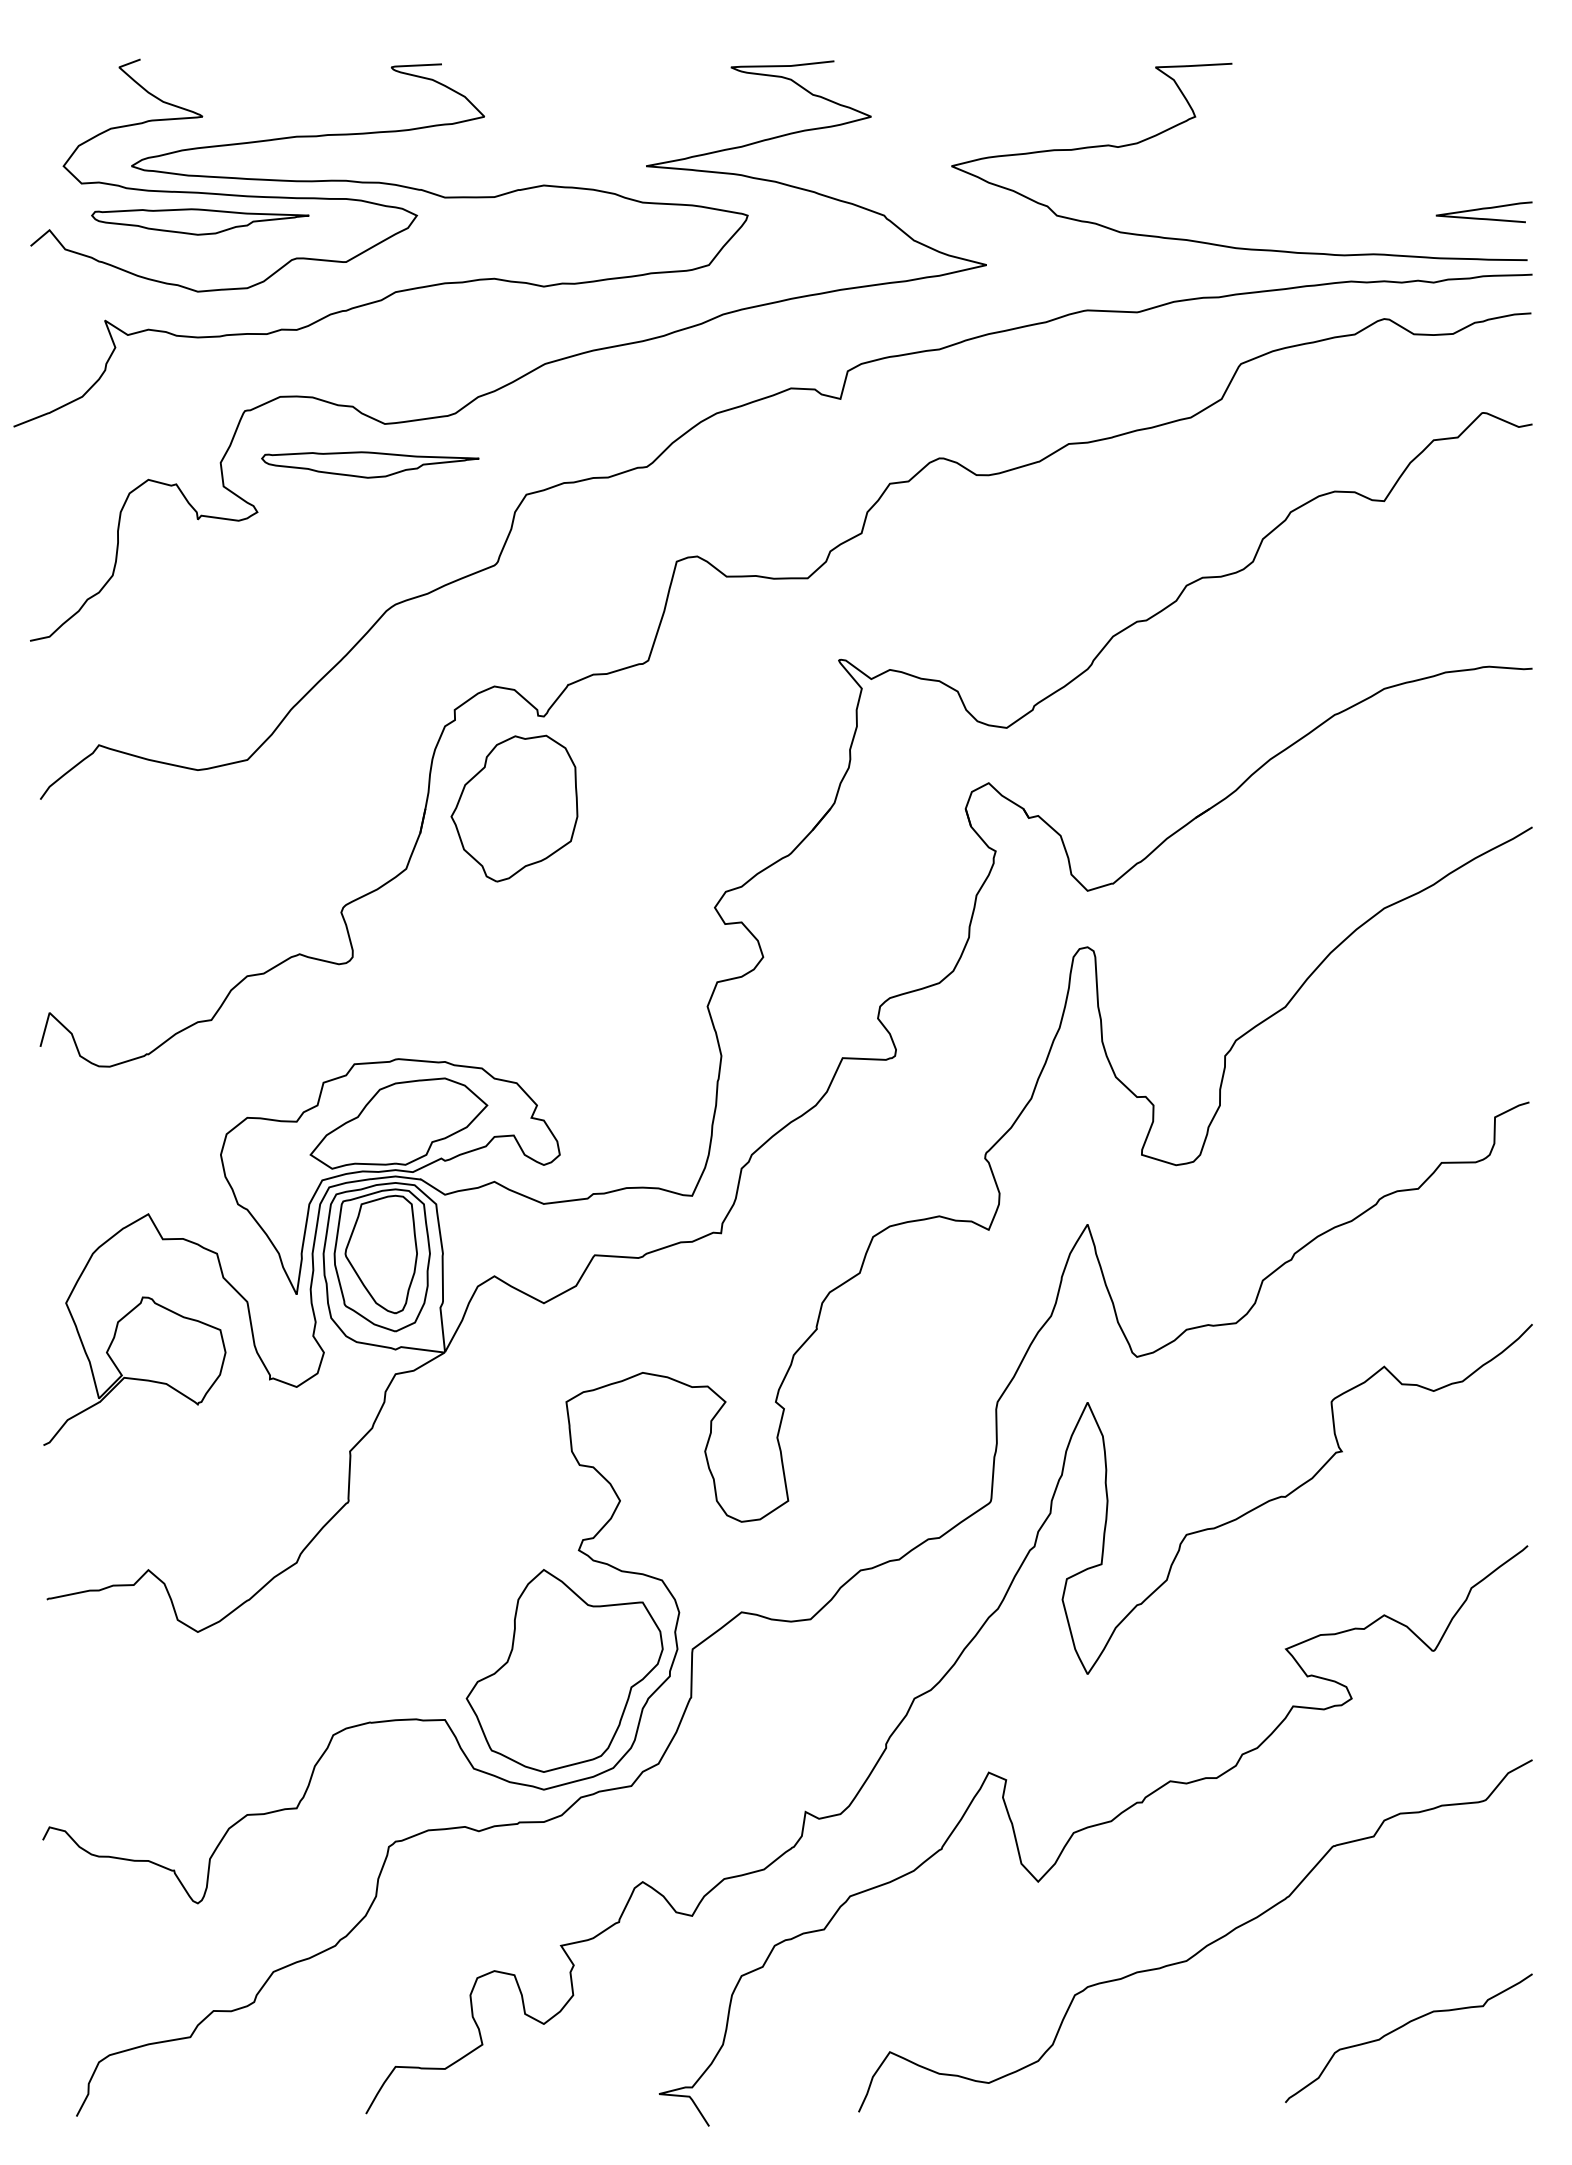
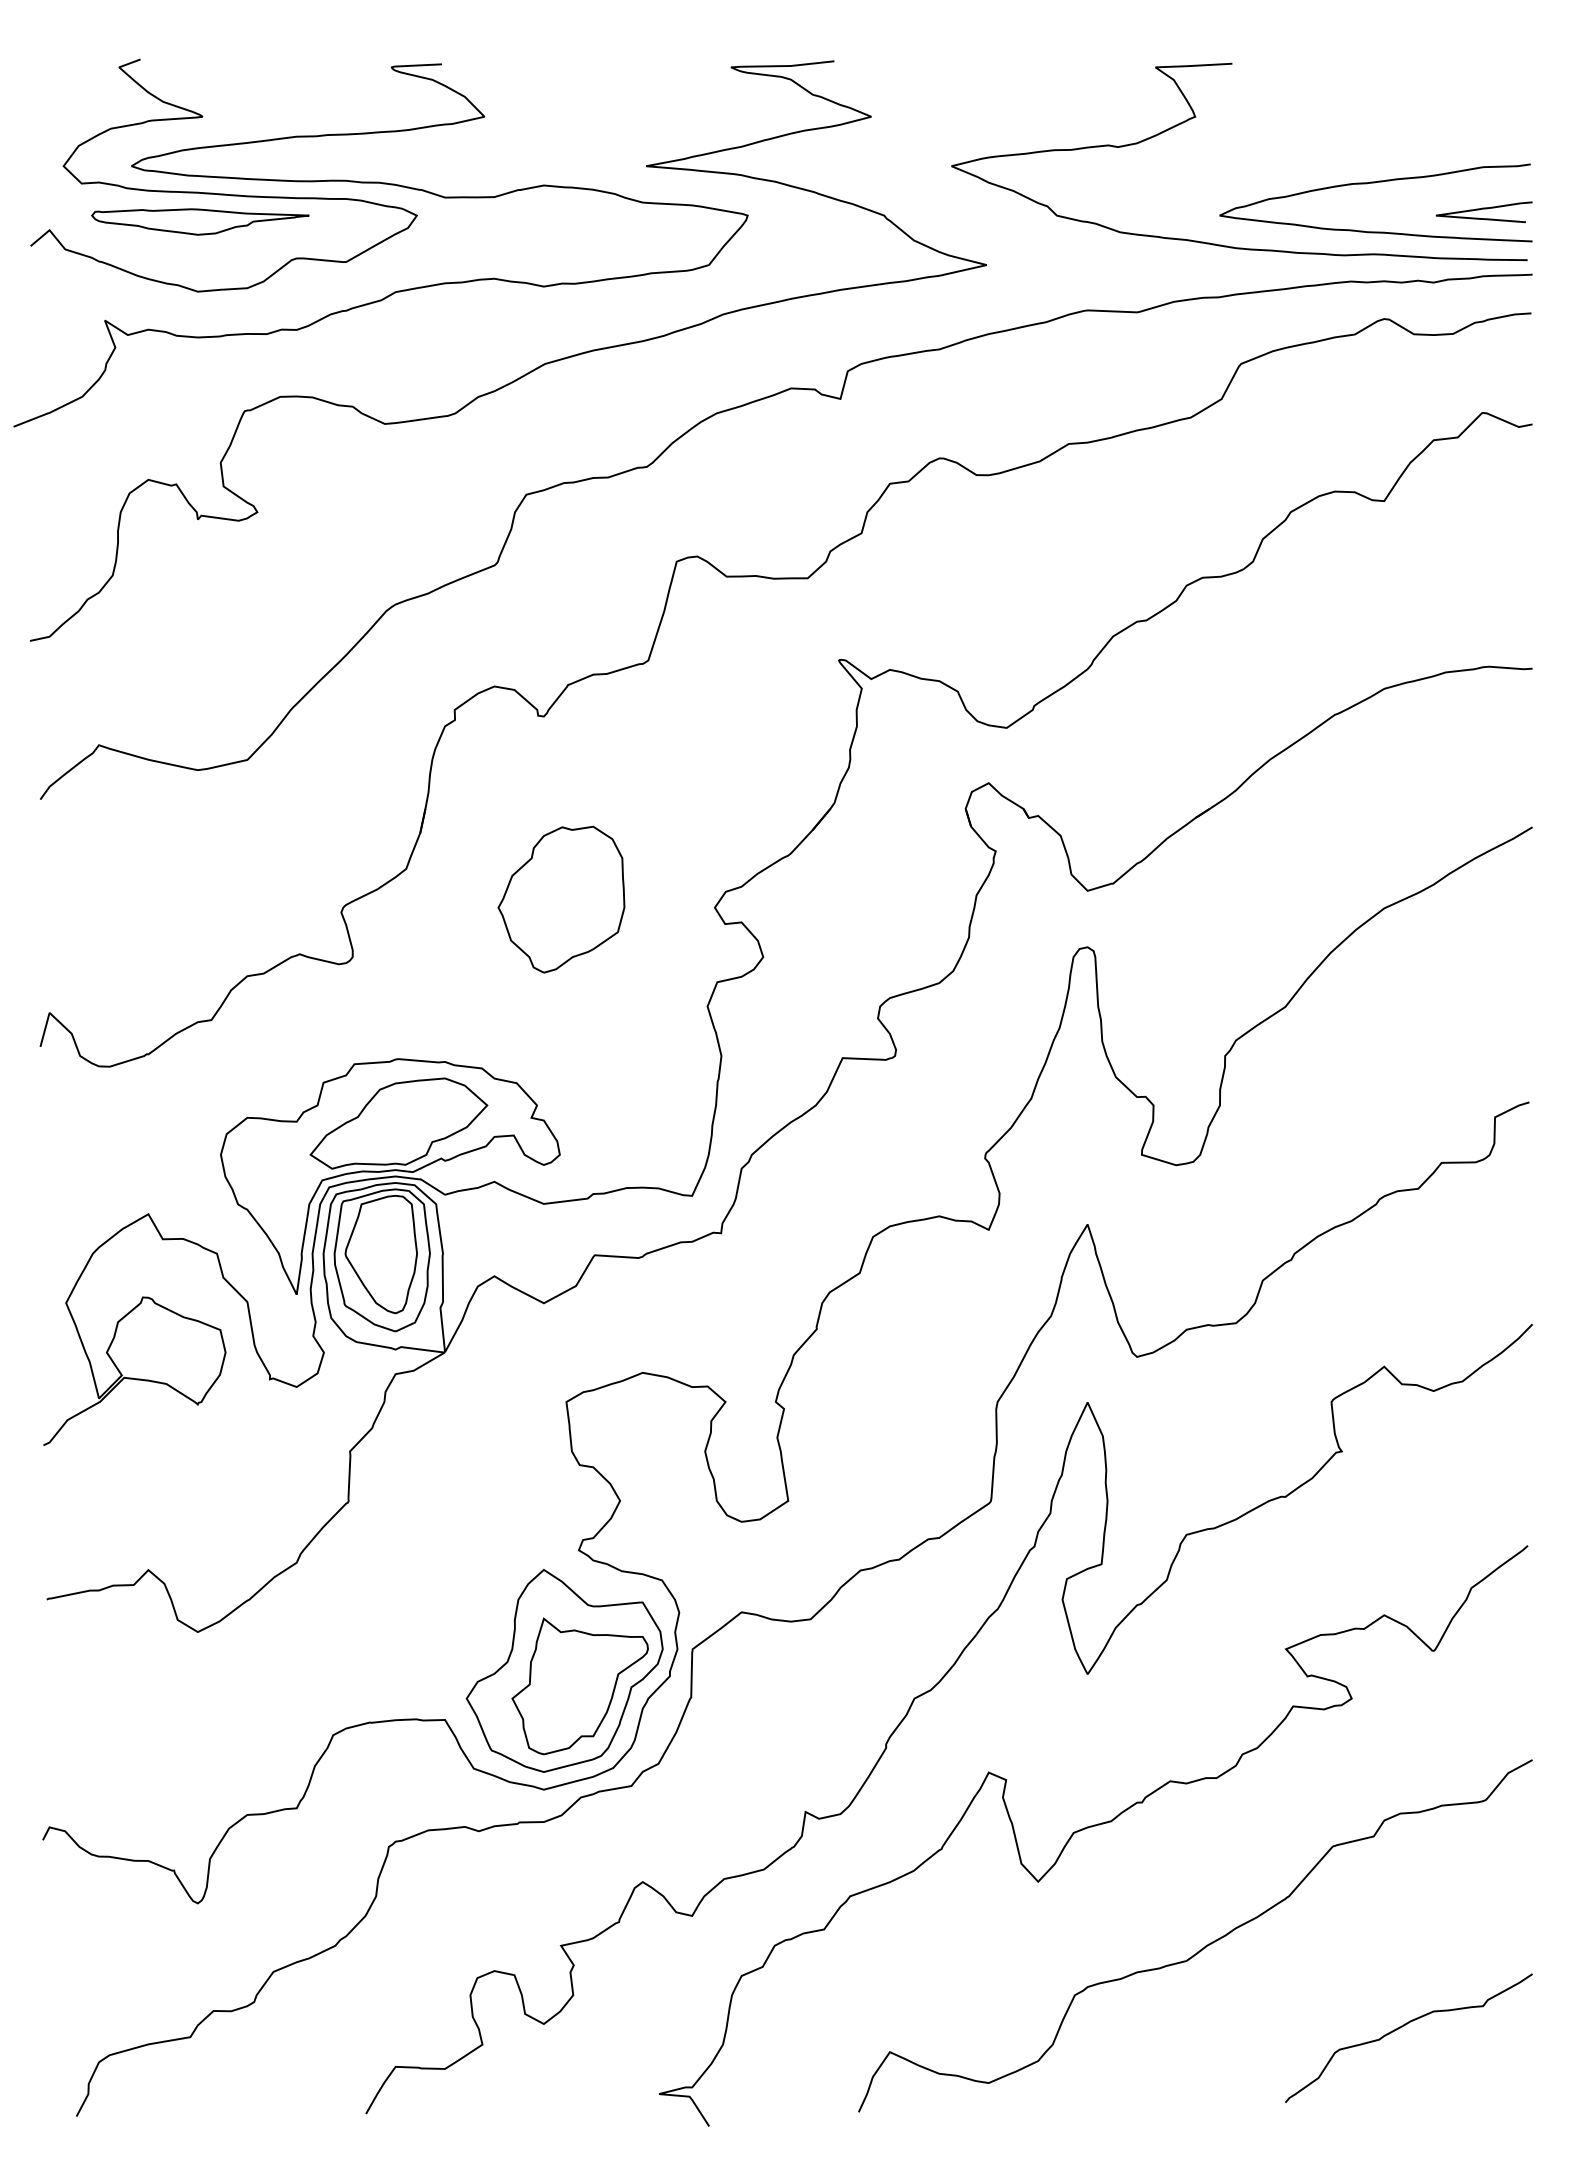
curve: none -> present (1375, 183)
part: present -> none (370, 464)
part position: (514, 808) -> (561, 899) (561, 899)
part: none -> present (579, 1686)
